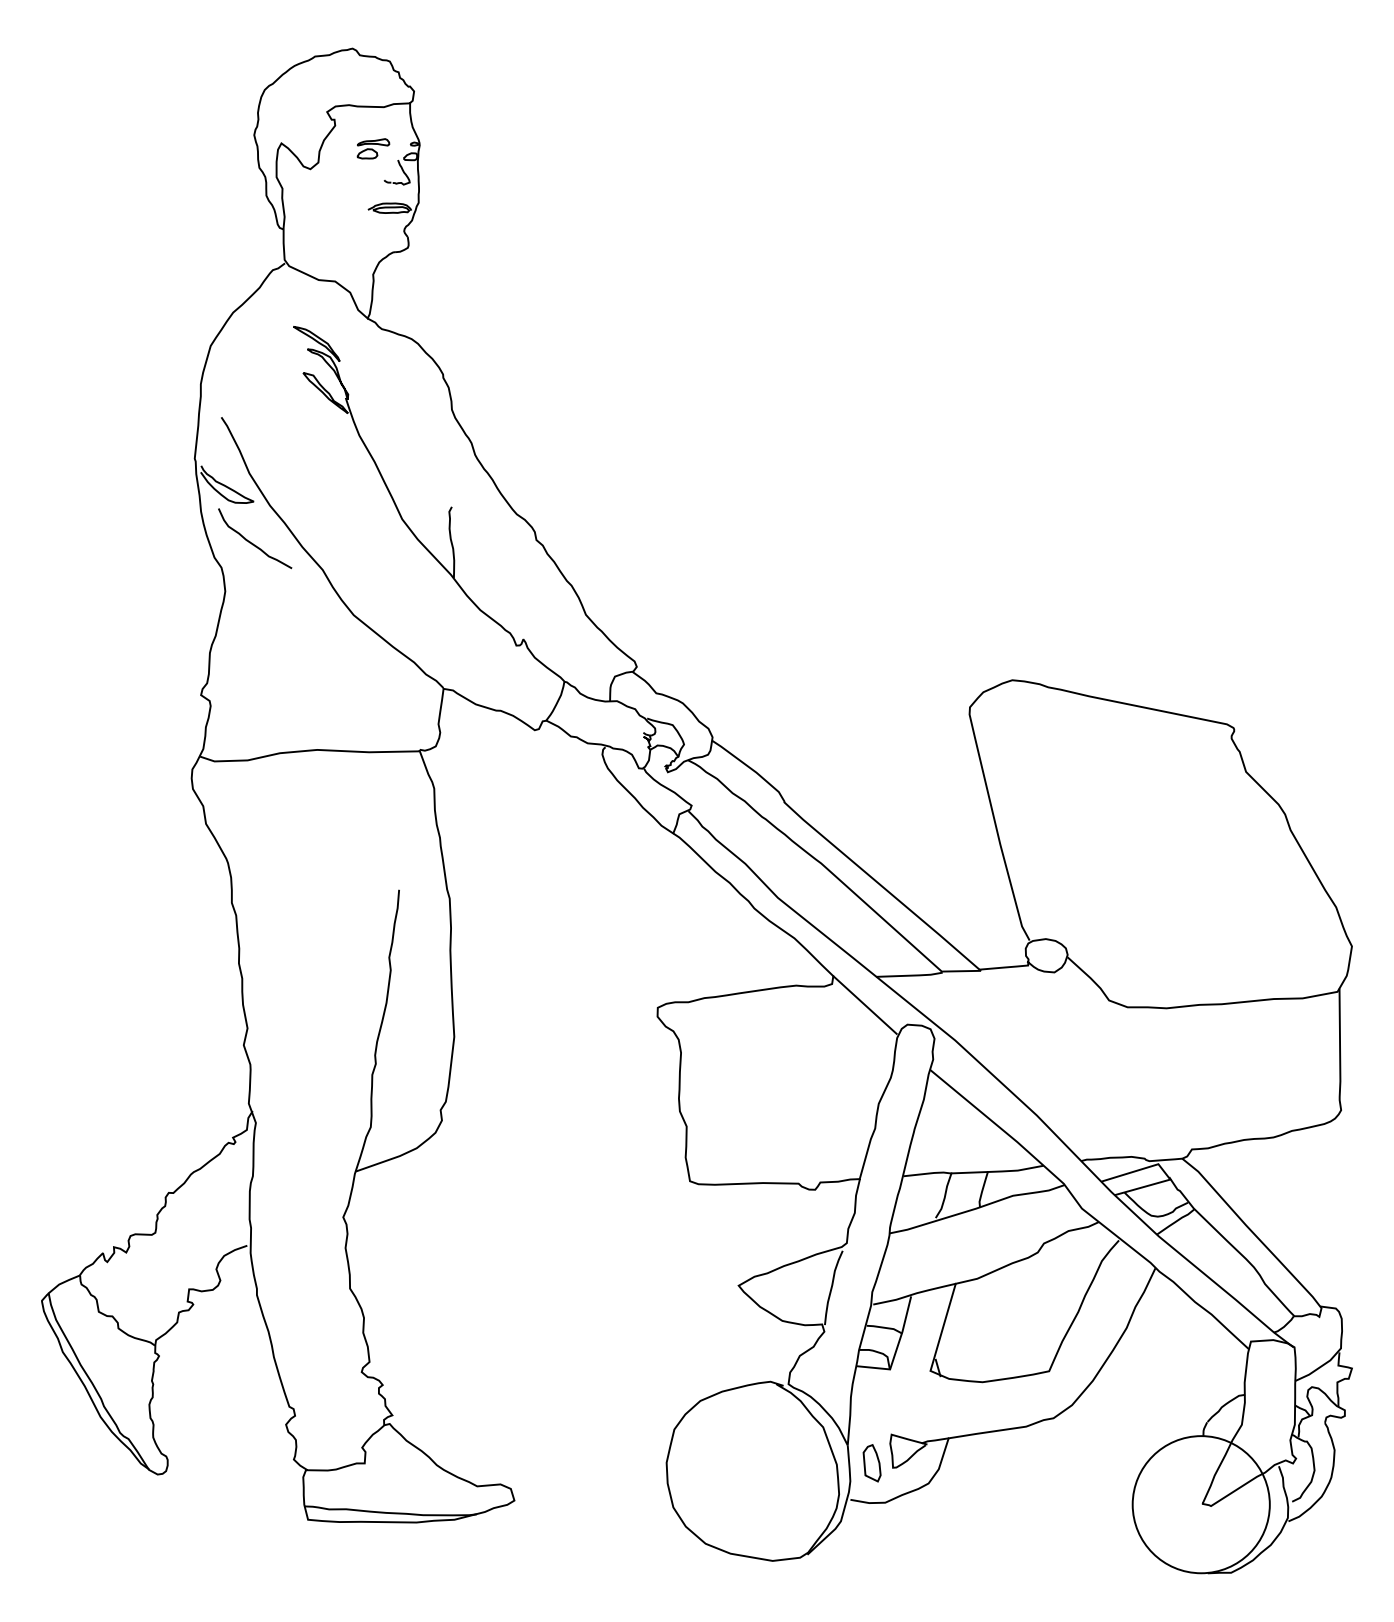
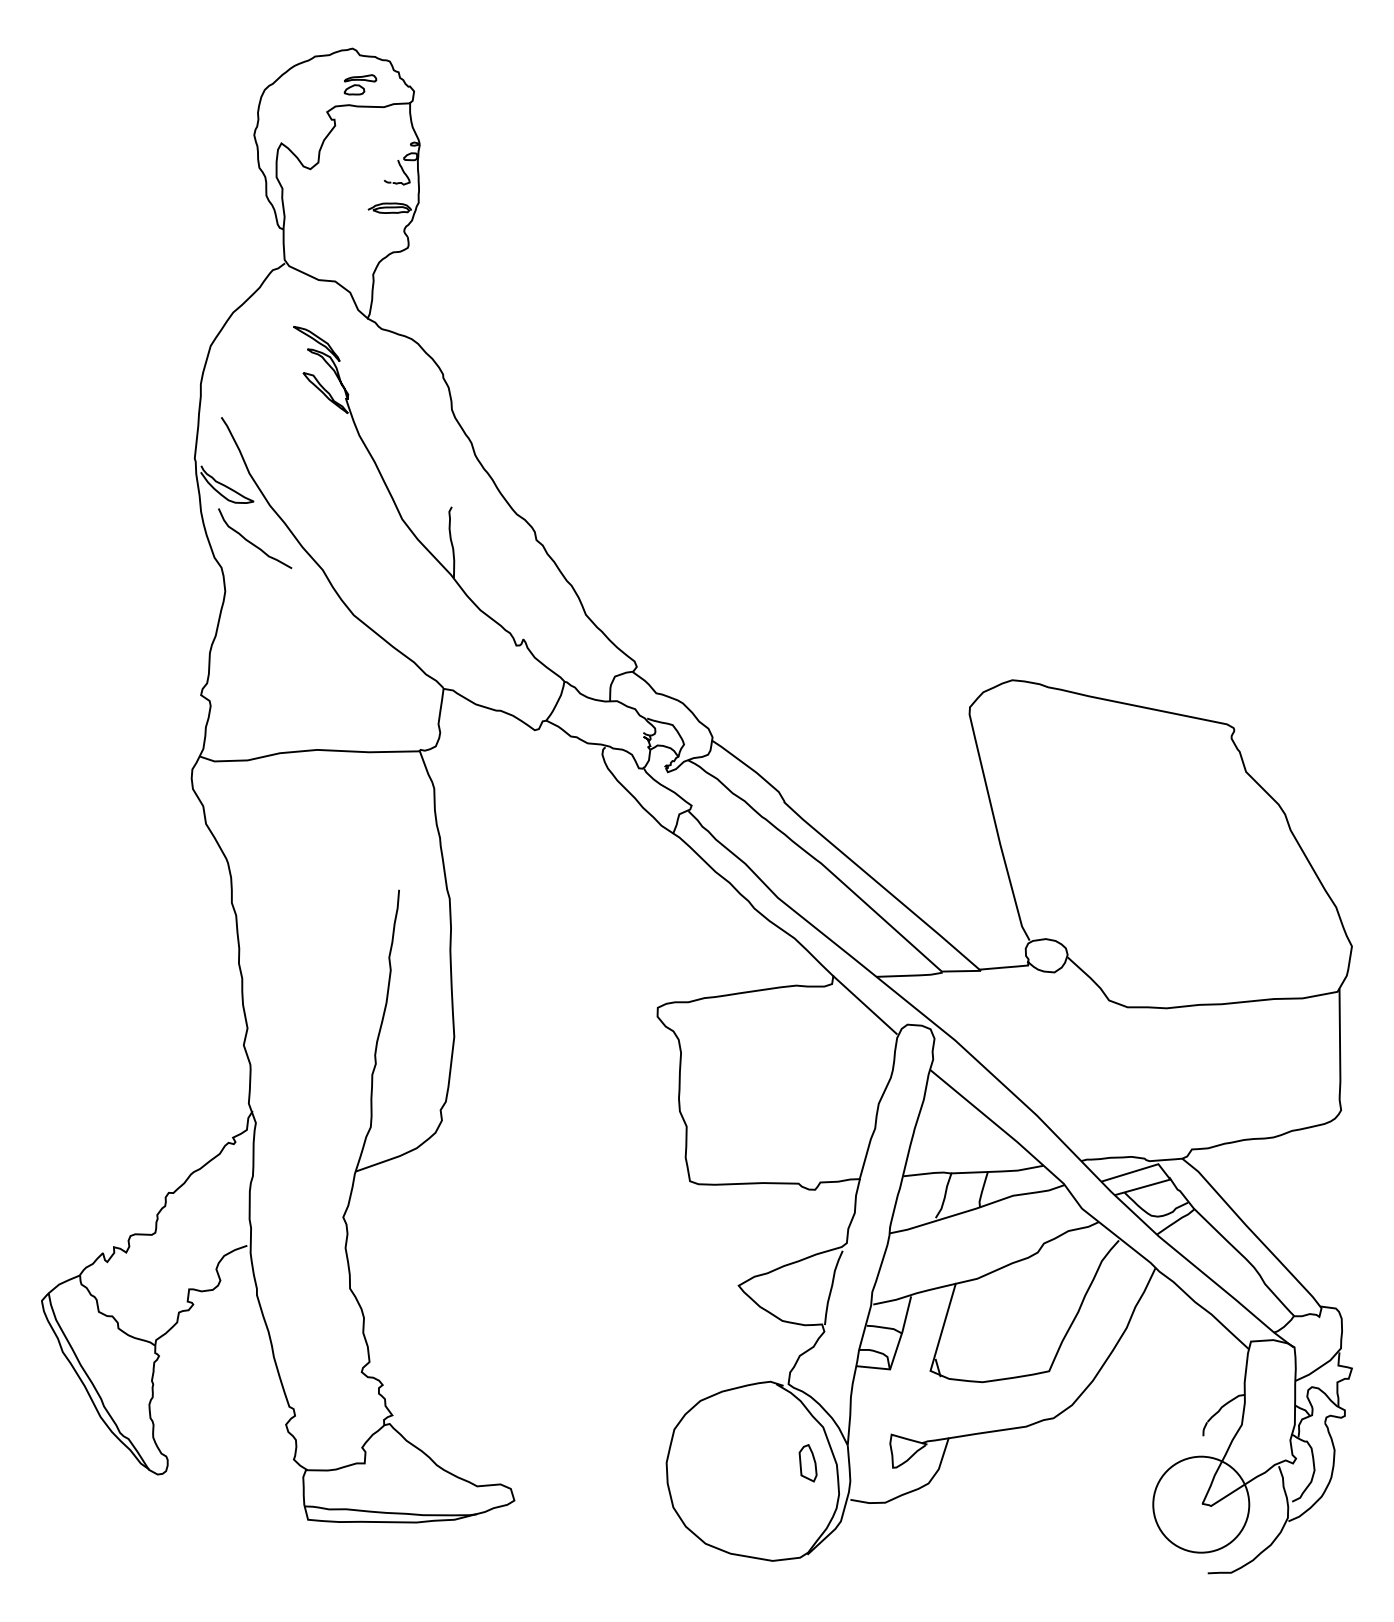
part position: (373, 148) -> (360, 84) (360, 84)
curve position: (865, 1463) -> (801, 1463) (801, 1463)
circle diameter: 137 px -> 96 px (1201, 1504)
